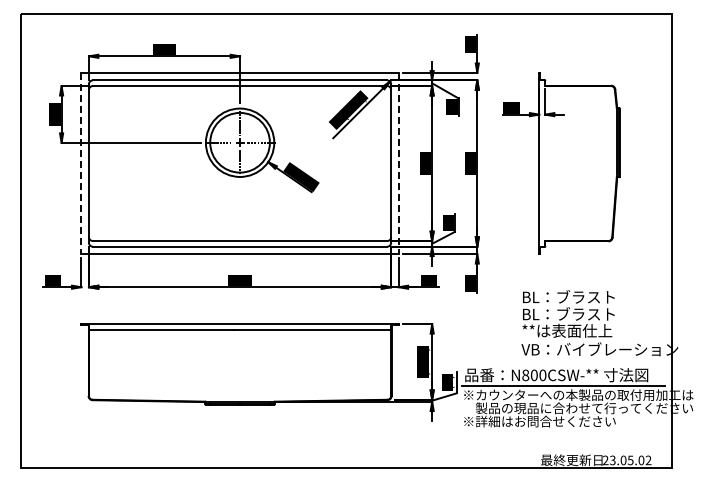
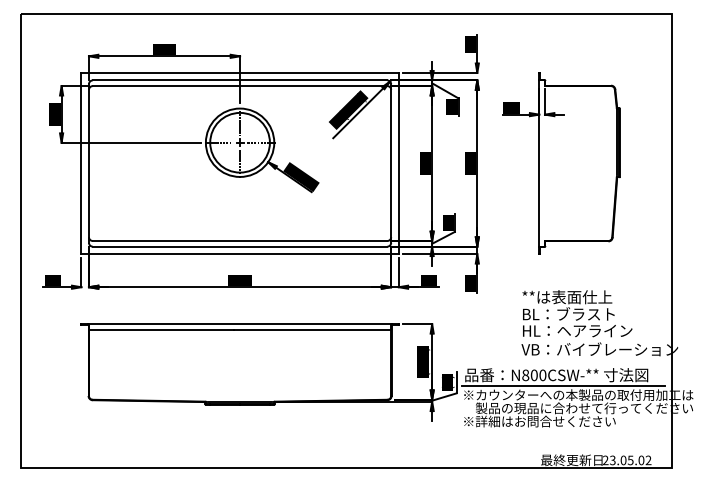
line: dashed -> solid (81, 163)
line: dashed -> solid (398, 163)
text: BL：ブラスト -> **は表面仕上 (568, 297)
text: **は表面仕上 -> HL：ヘアライン (577, 330)
